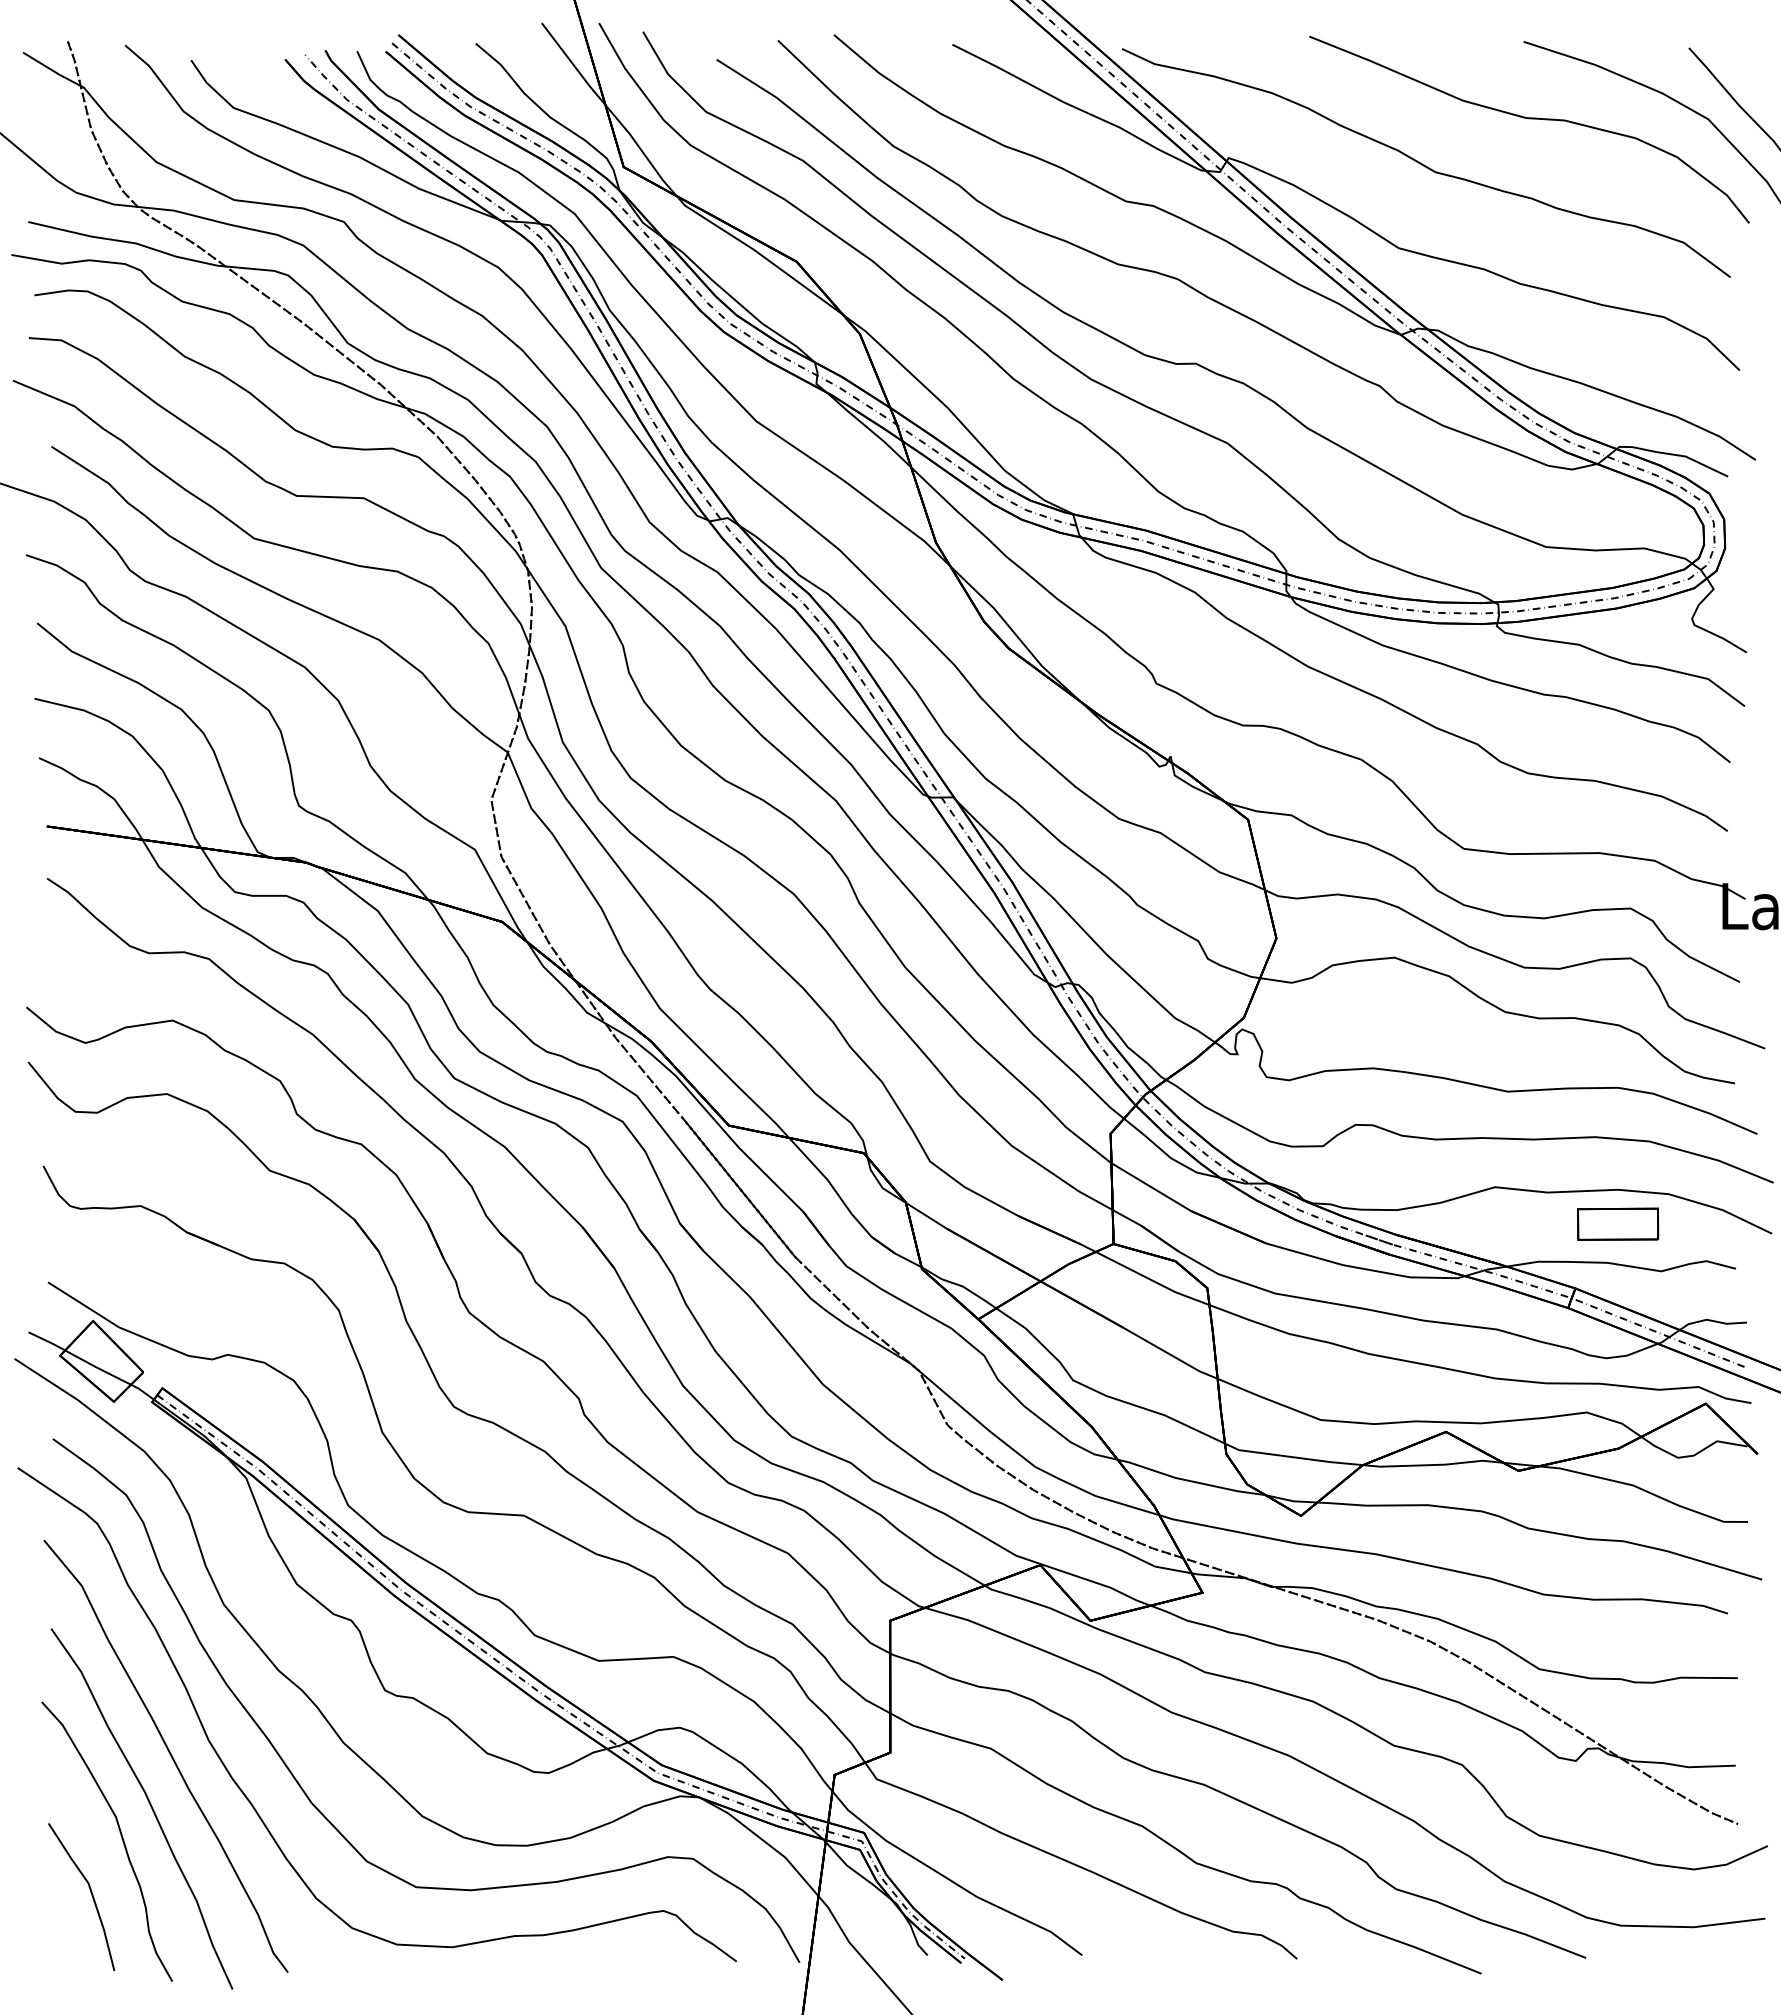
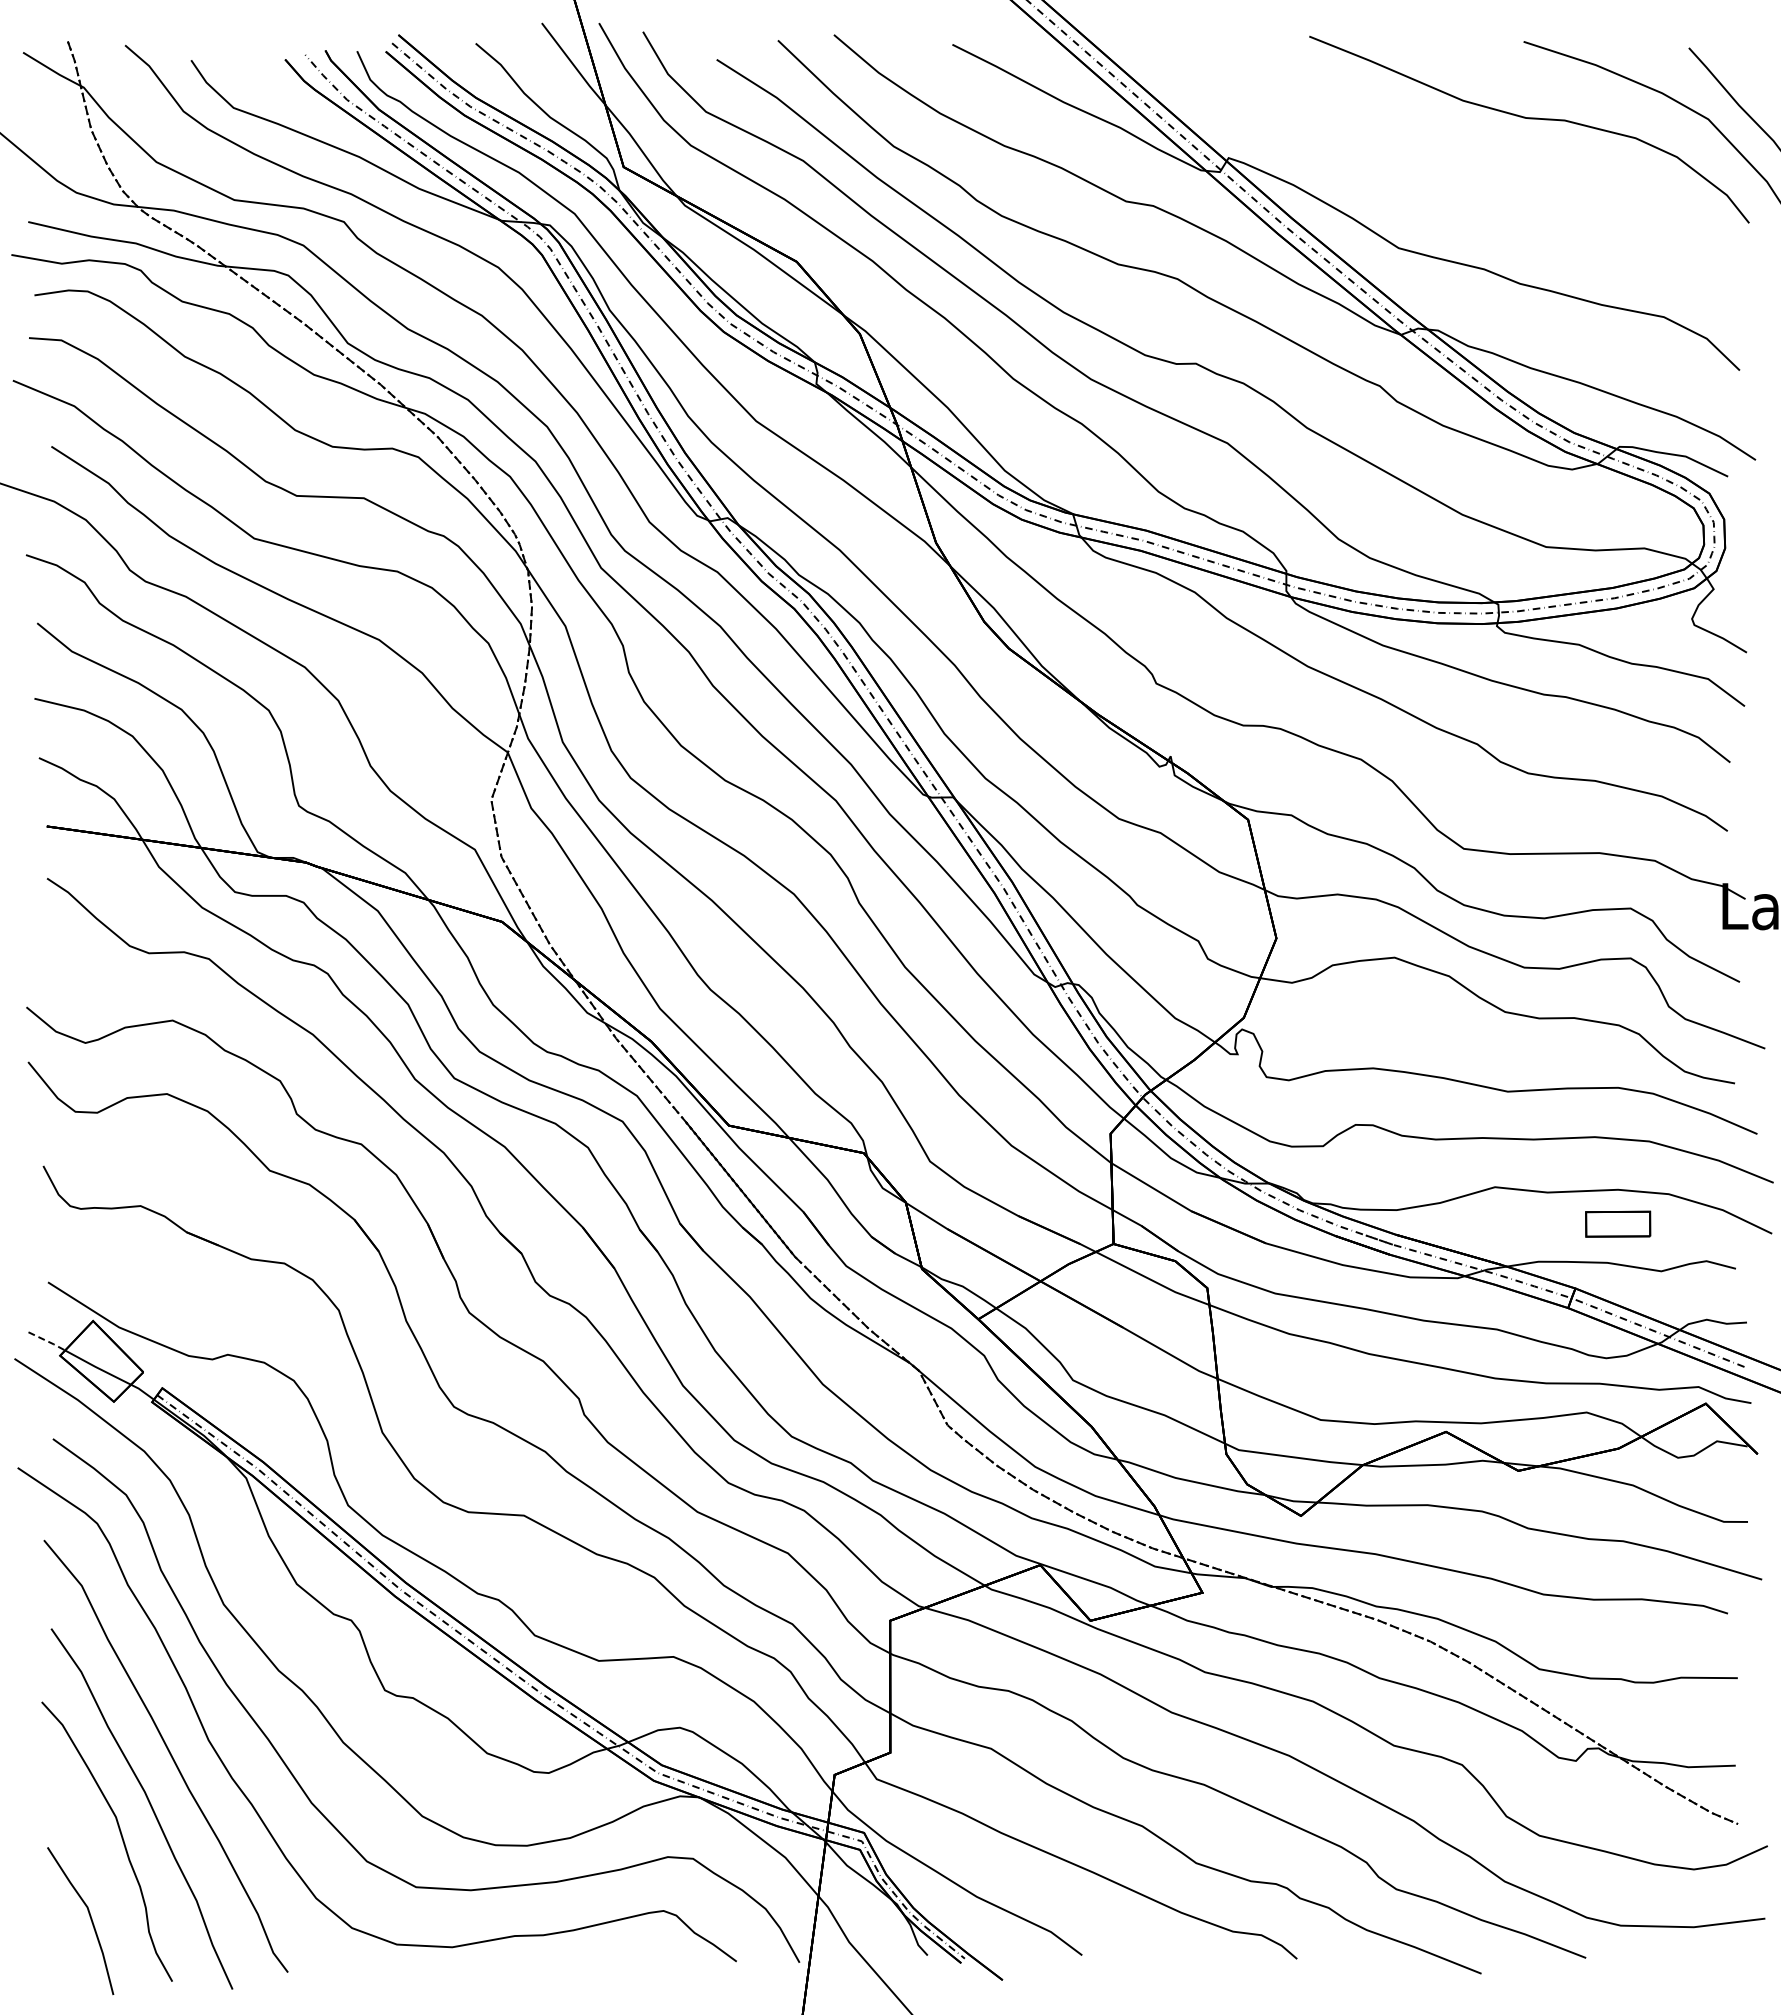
curve: present -> none (1424, 164)
part size: 83x34 px -> 67x28 px (1618, 1223)
line: solid -> dashed (47, 1341)
line position: (90, 1892) -> (89, 1916) (89, 1916)
